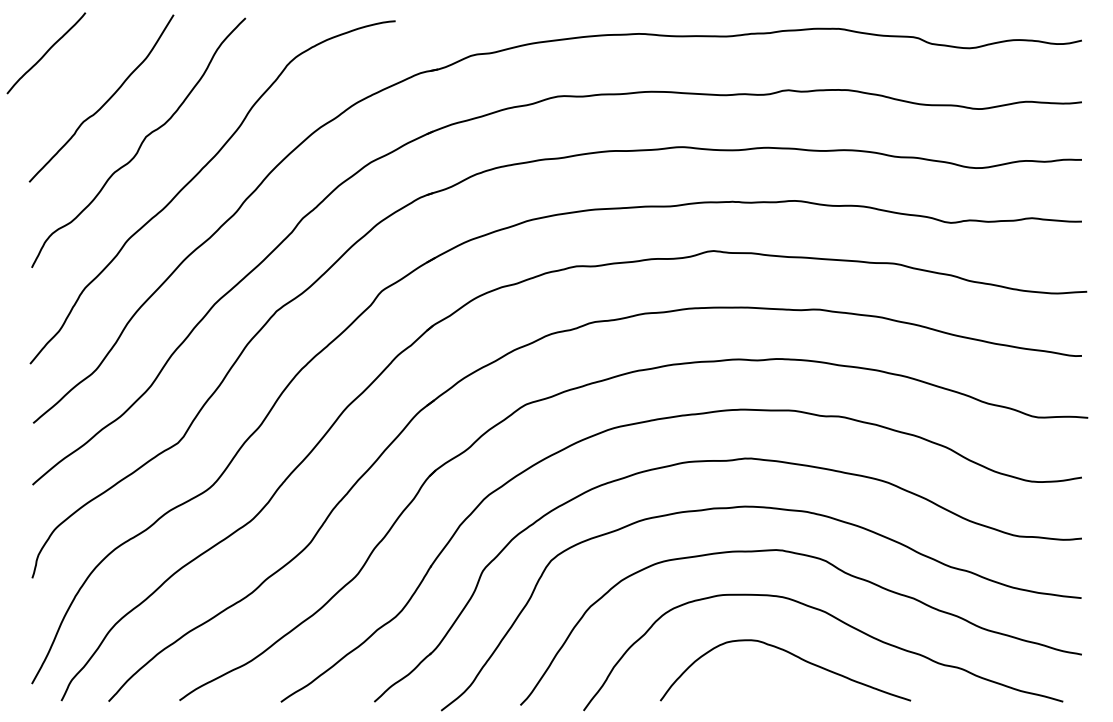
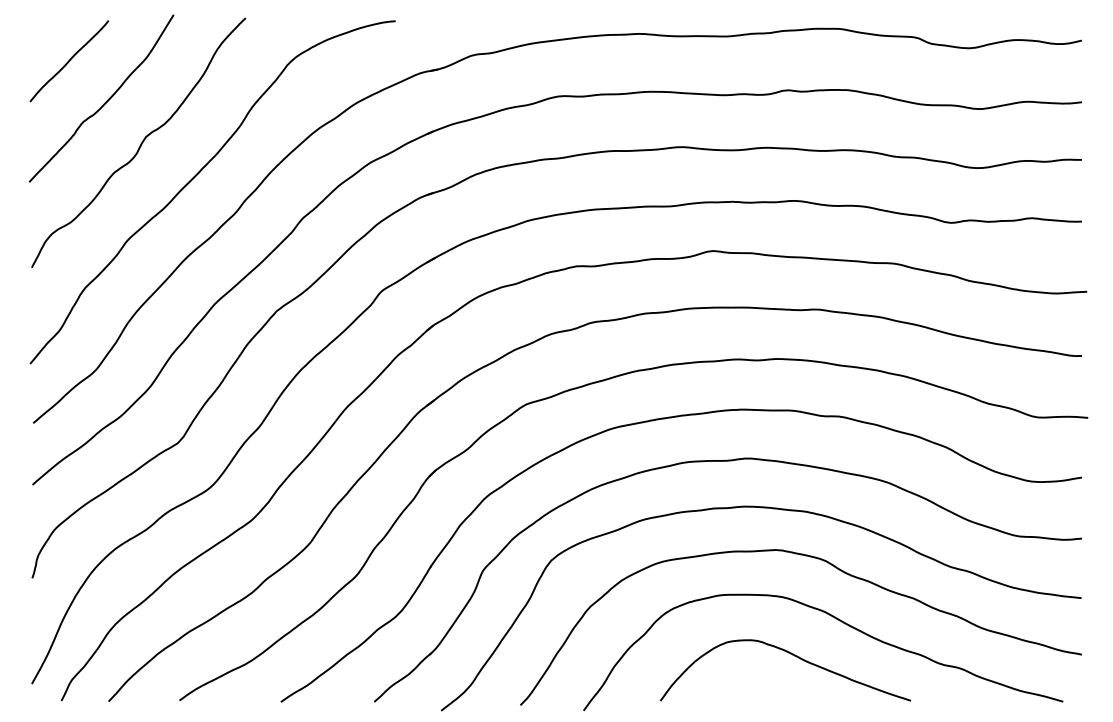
line position: (46, 53) -> (69, 61) (69, 61)
